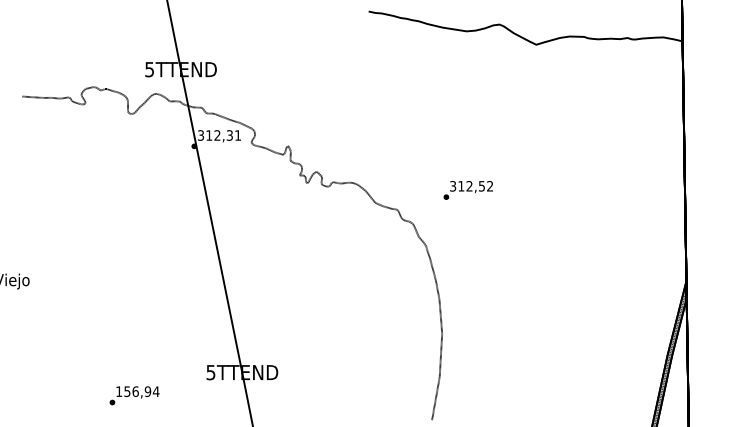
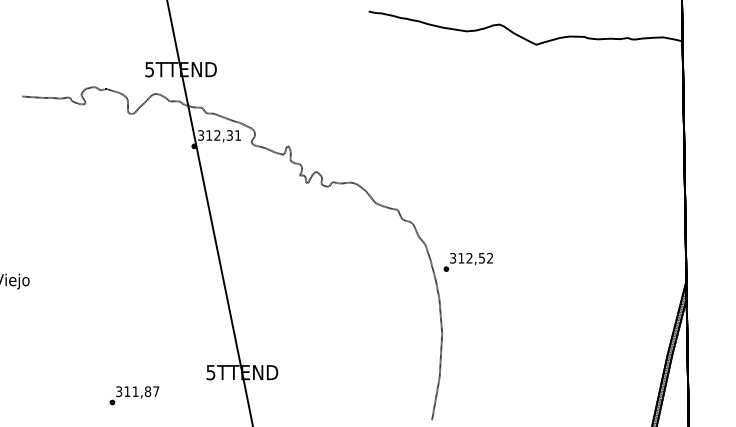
text position: (467, 190) -> (467, 262) (467, 262)
text: 156,94 -> 311,87 (137, 391)
